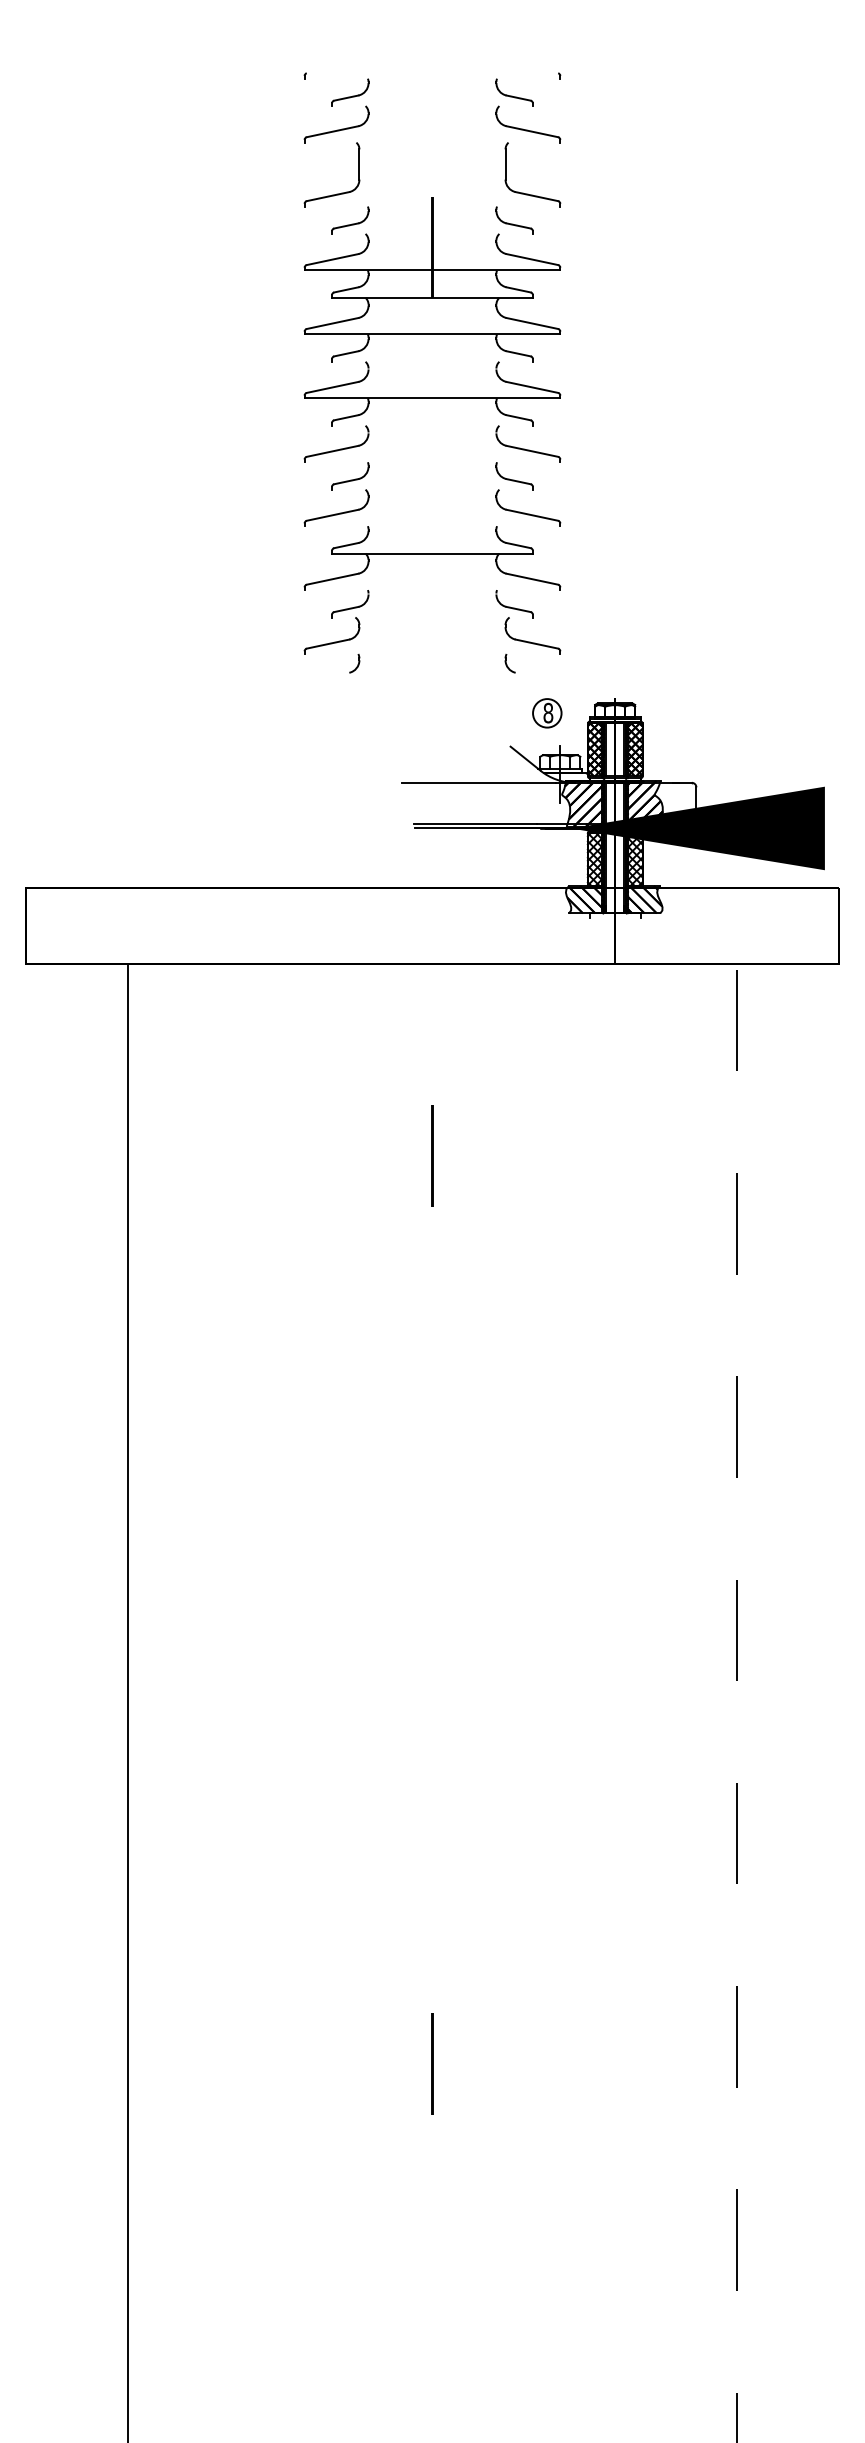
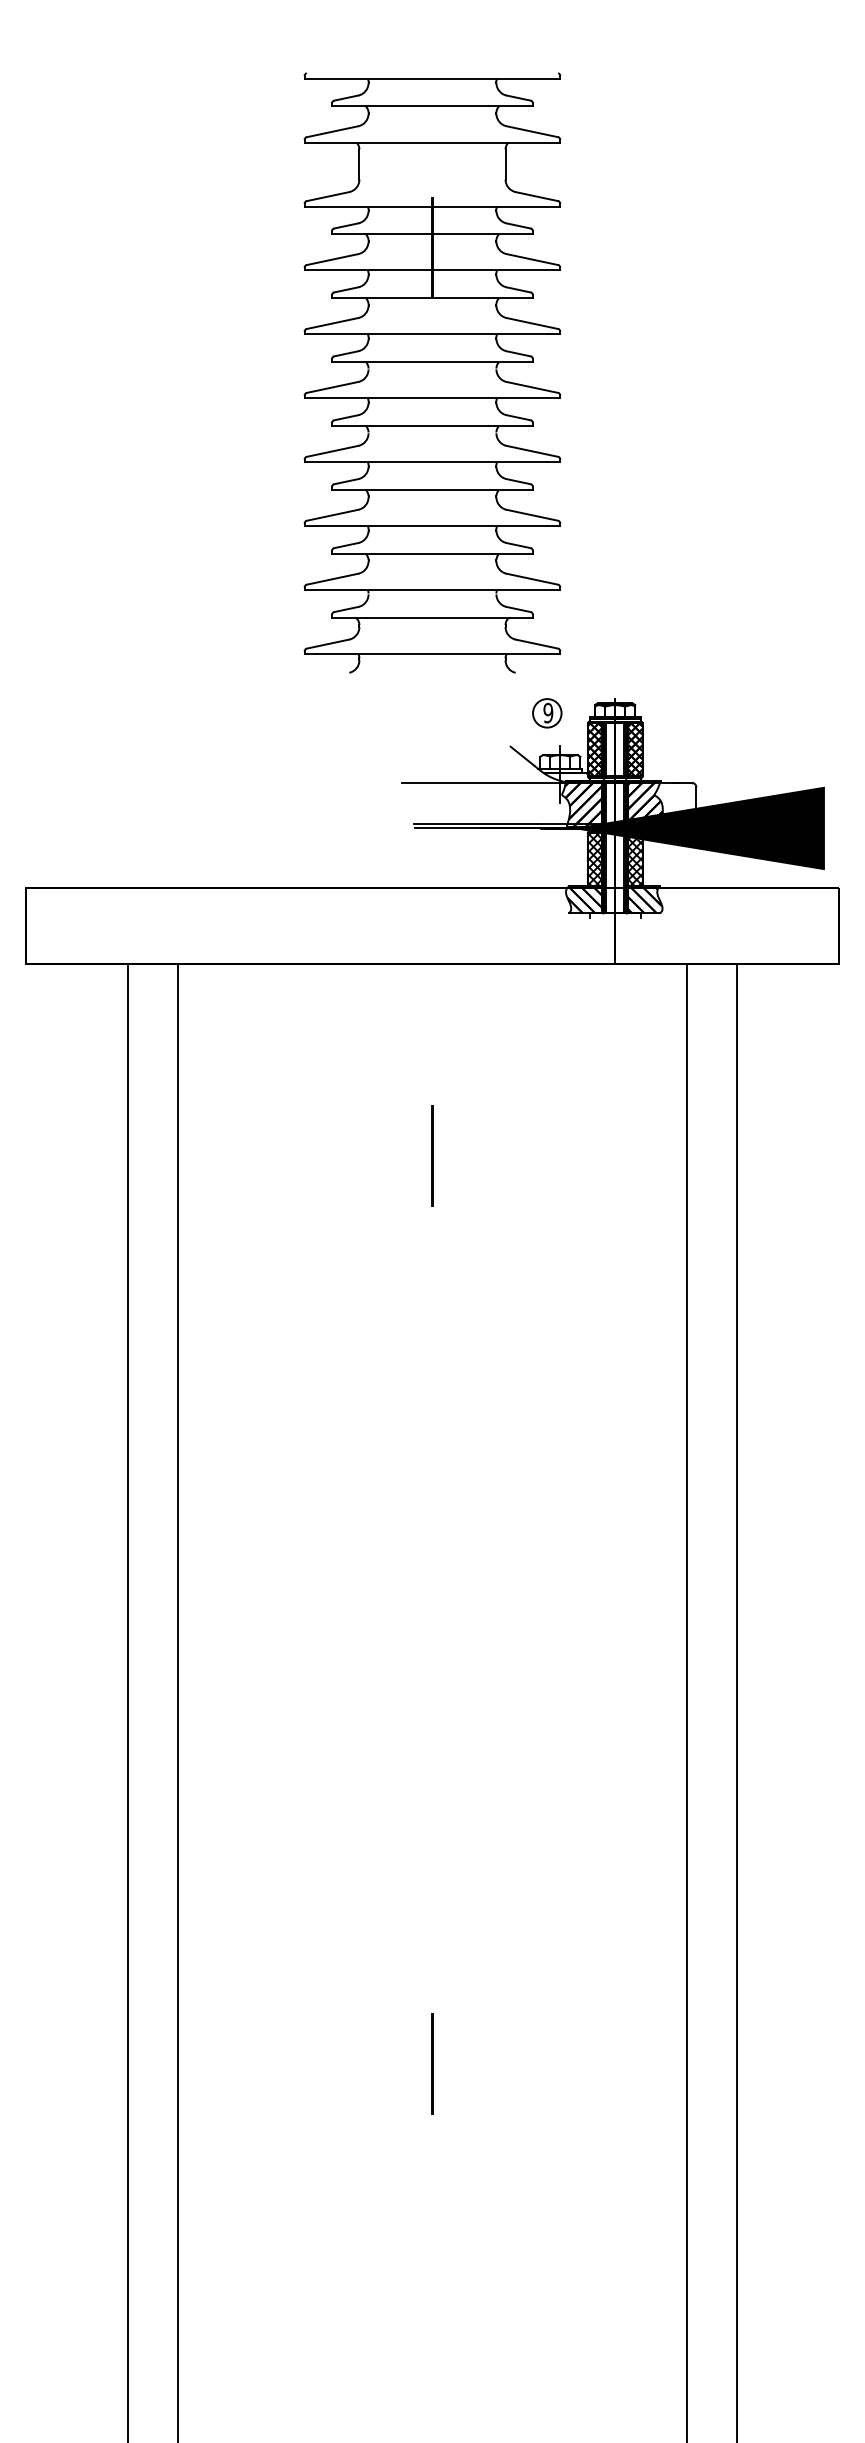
line: none -> present (432, 78)
line: none -> present (432, 106)
line: none -> present (432, 142)
line: none -> present (432, 206)
line: none -> present (432, 233)
line: none -> present (432, 361)
line: none -> present (432, 425)
line: none -> present (432, 462)
line: none -> present (432, 489)
line: none -> present (432, 526)
line: none -> present (432, 590)
line: none -> present (432, 617)
line: none -> present (432, 654)
text: 8 -> 9 (548, 713)
line: none -> present (178, 1701)
line: none -> present (686, 1701)
line: dashed -> solid (737, 1702)
